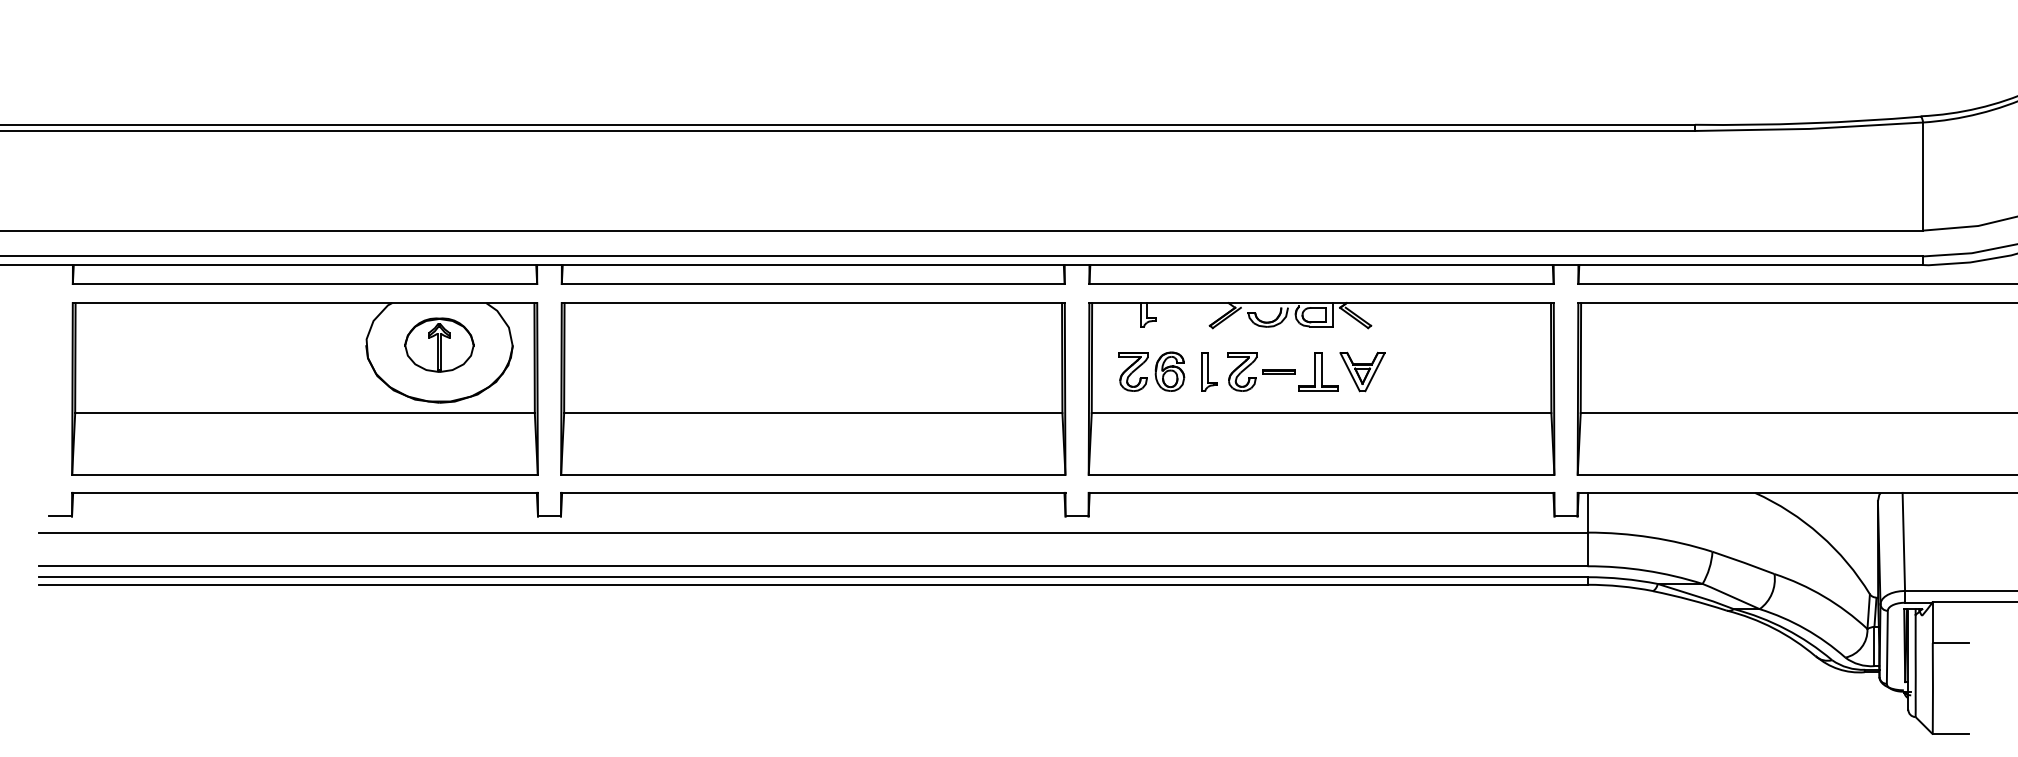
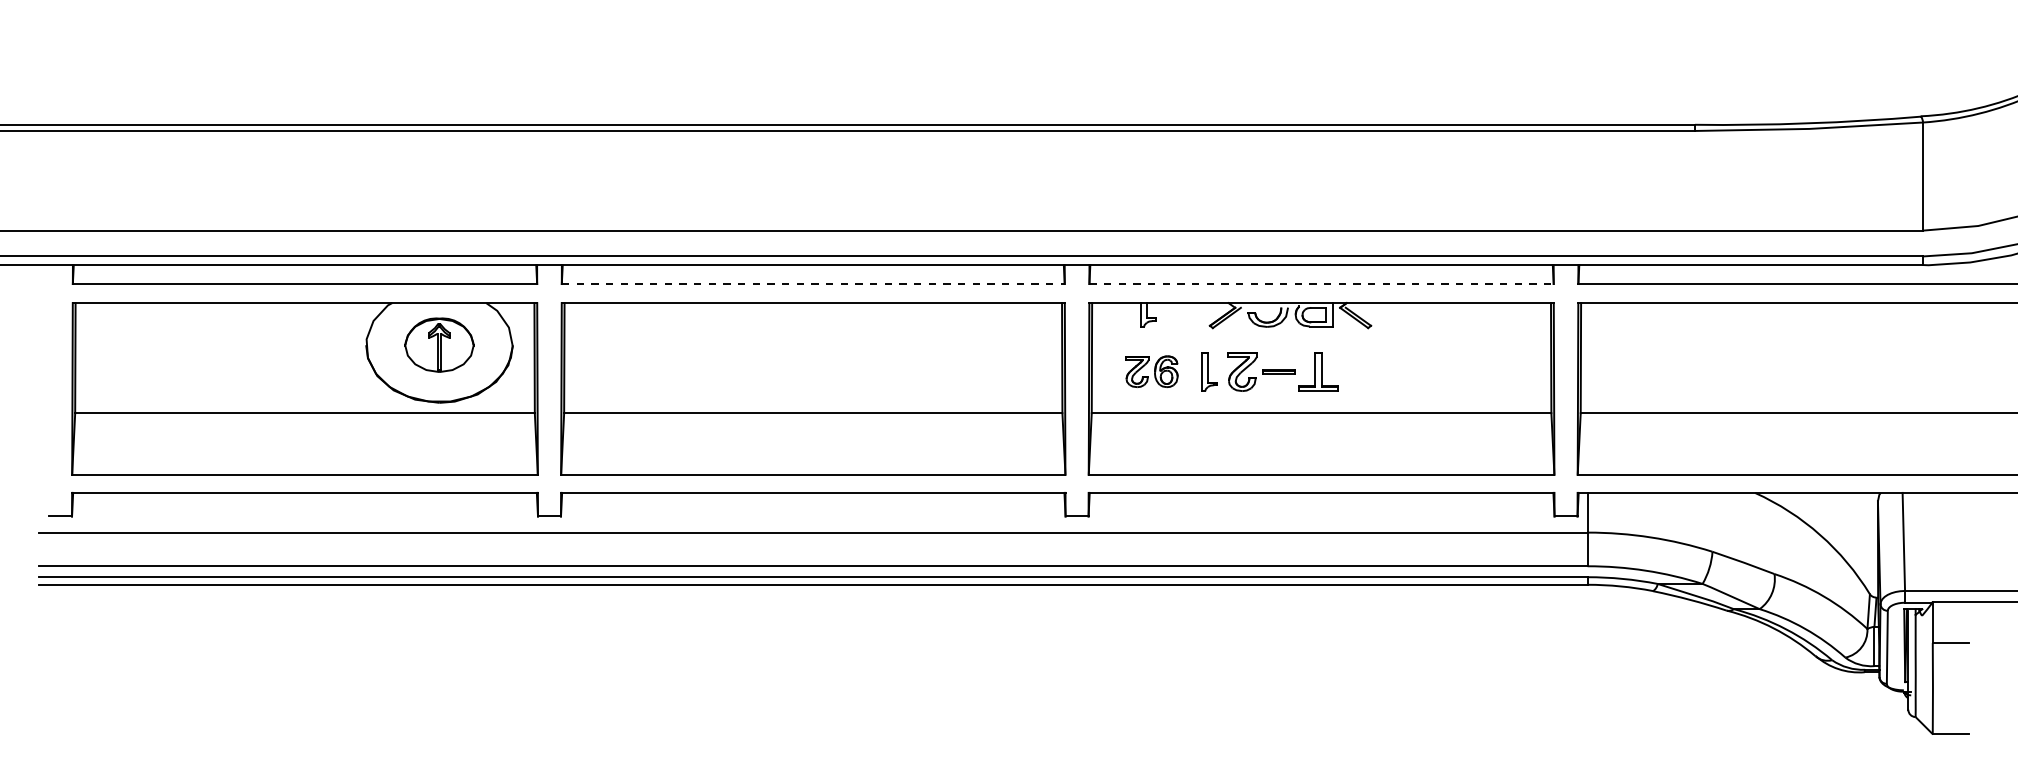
line: solid -> dashed (813, 284)
line: solid -> dashed (1322, 284)
part size: 68x41 px -> 54x33 px (1151, 371)
part: present -> none (1362, 371)
